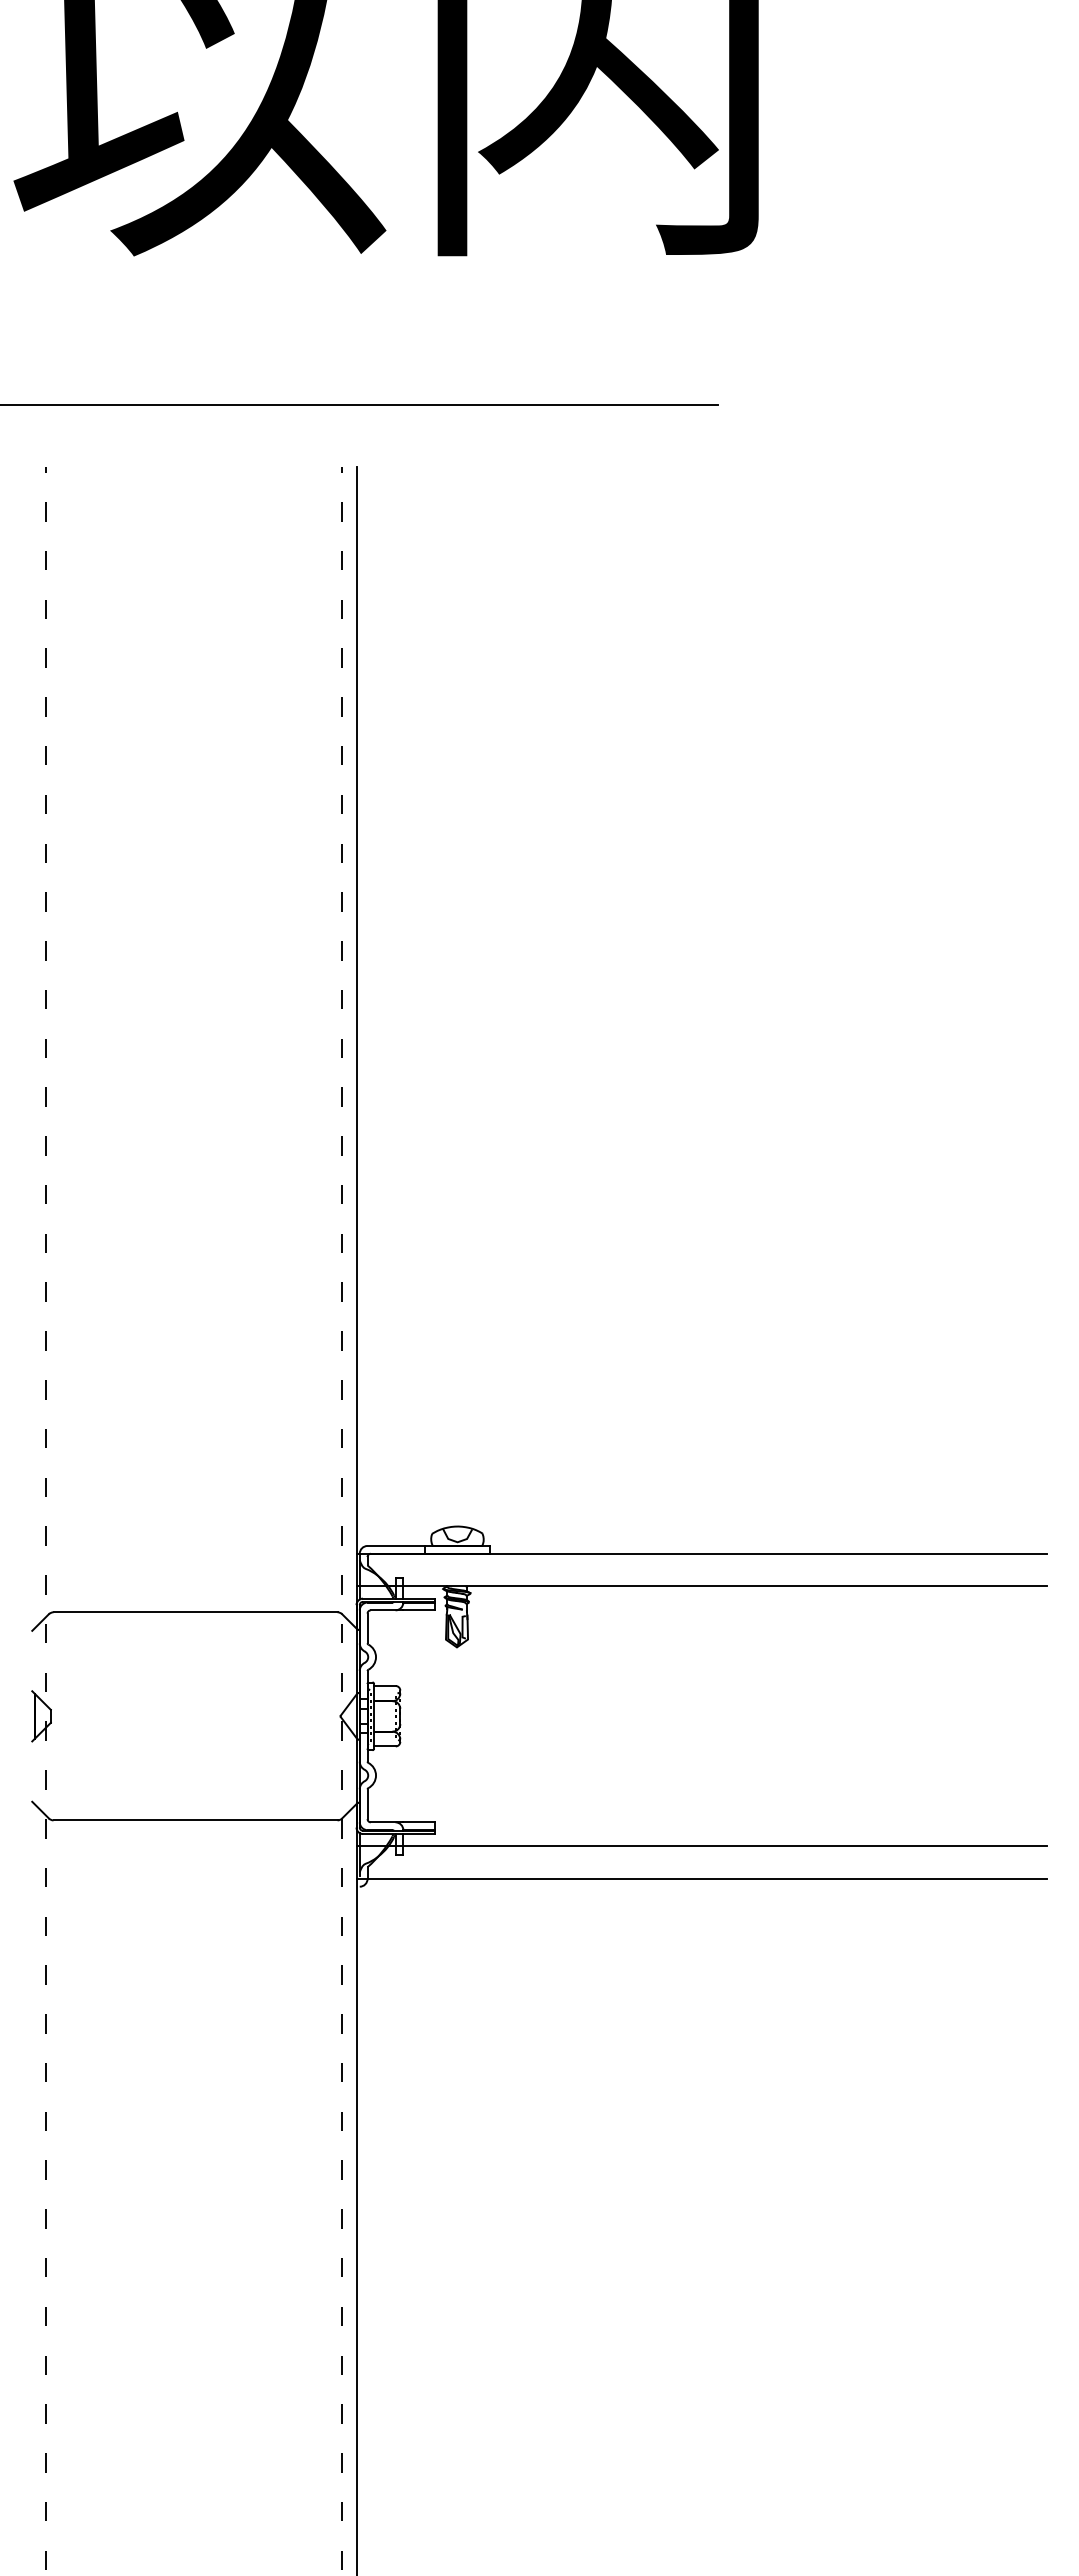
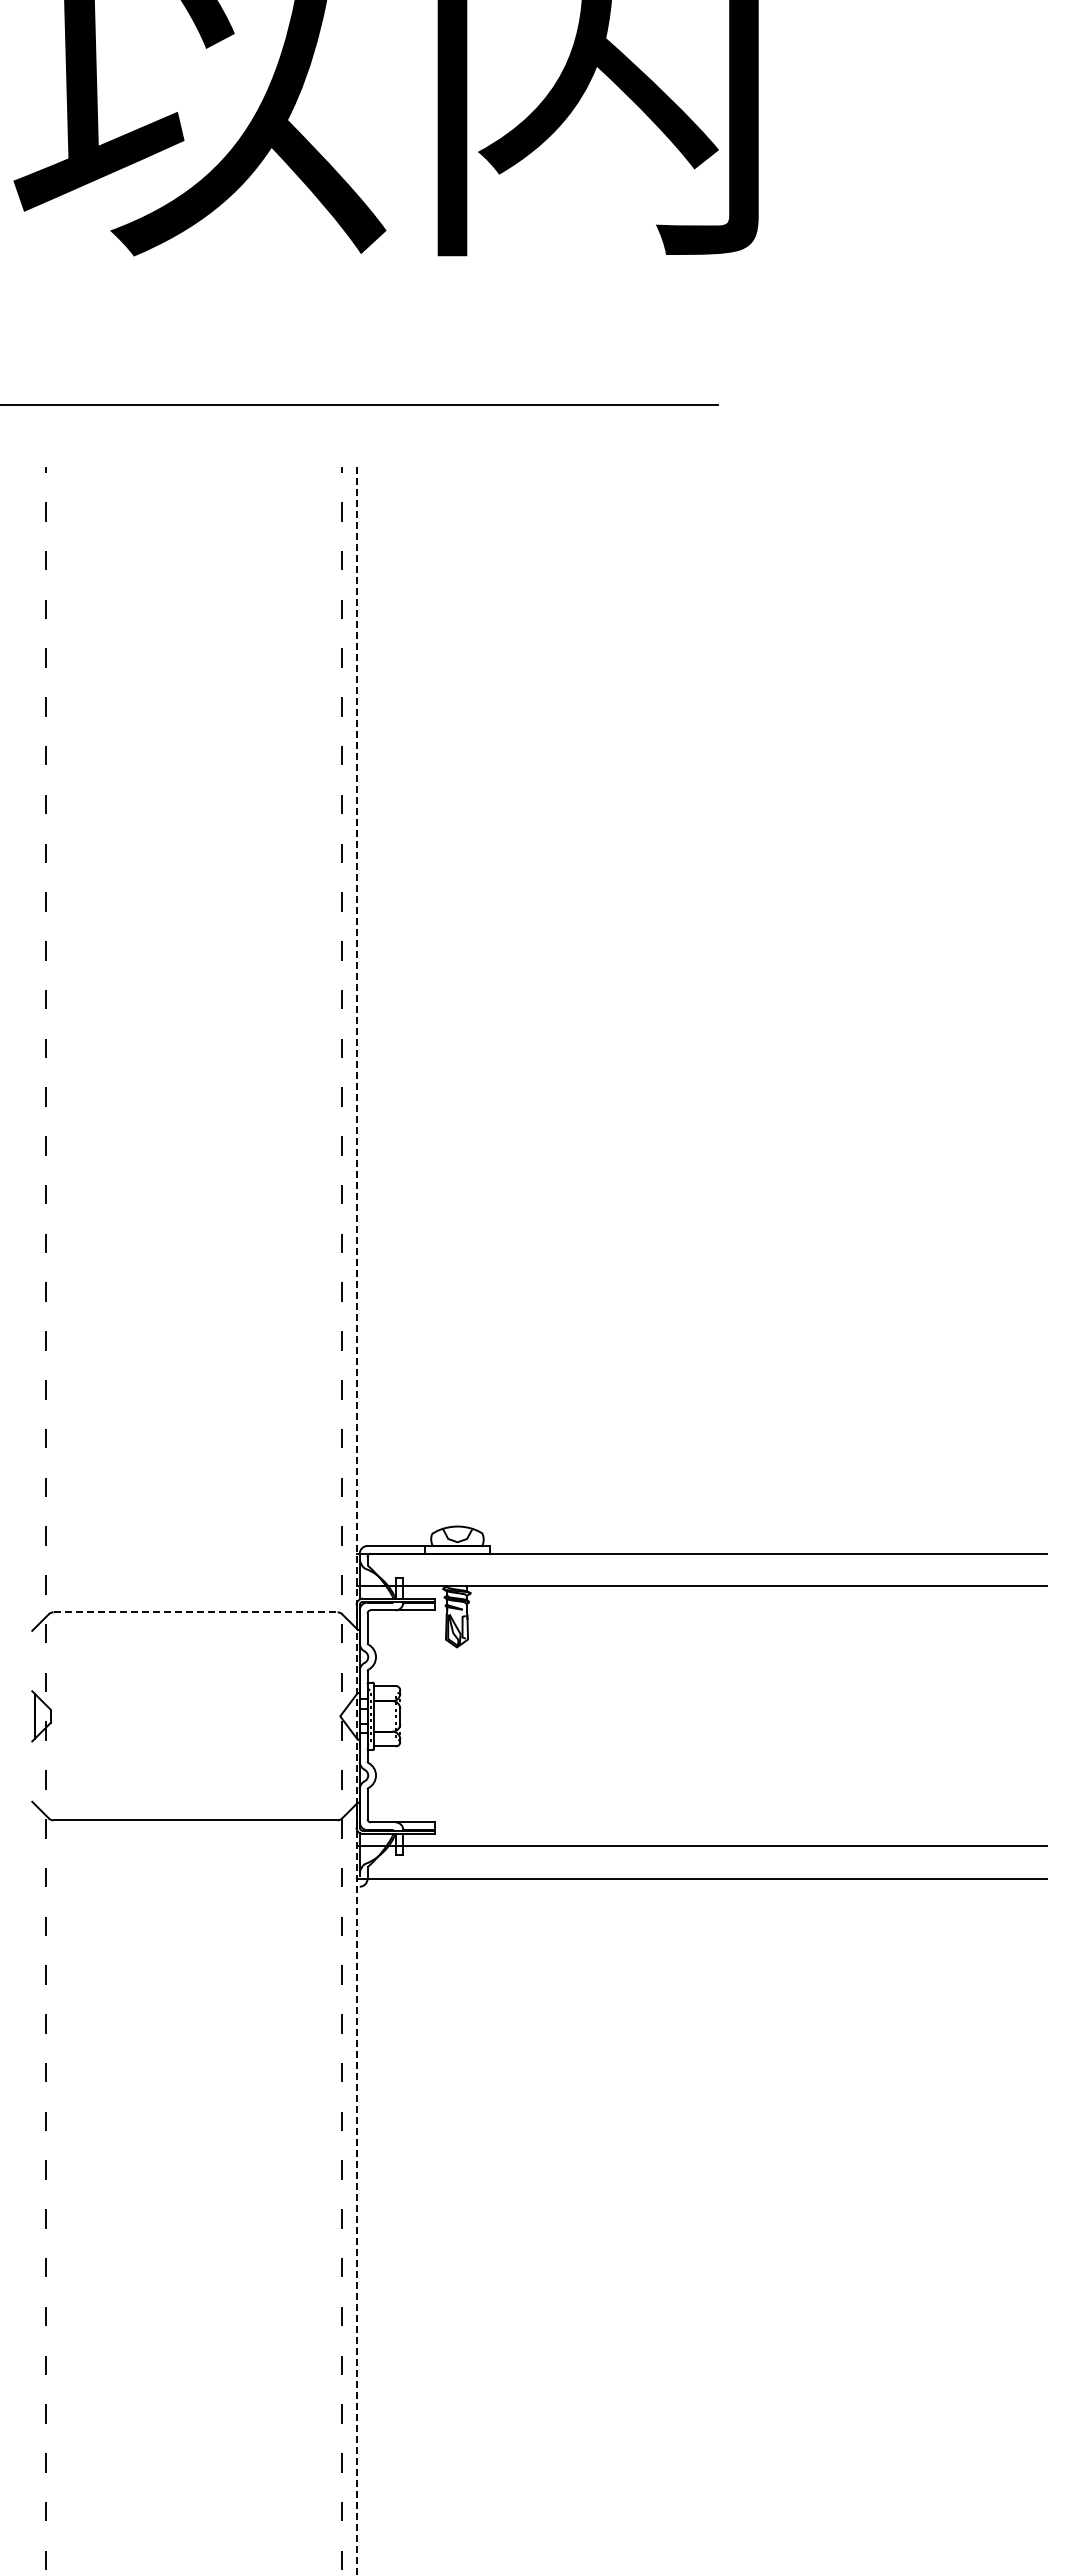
line: solid -> dashed (356, 1520)
line: solid -> dashed (195, 1612)
